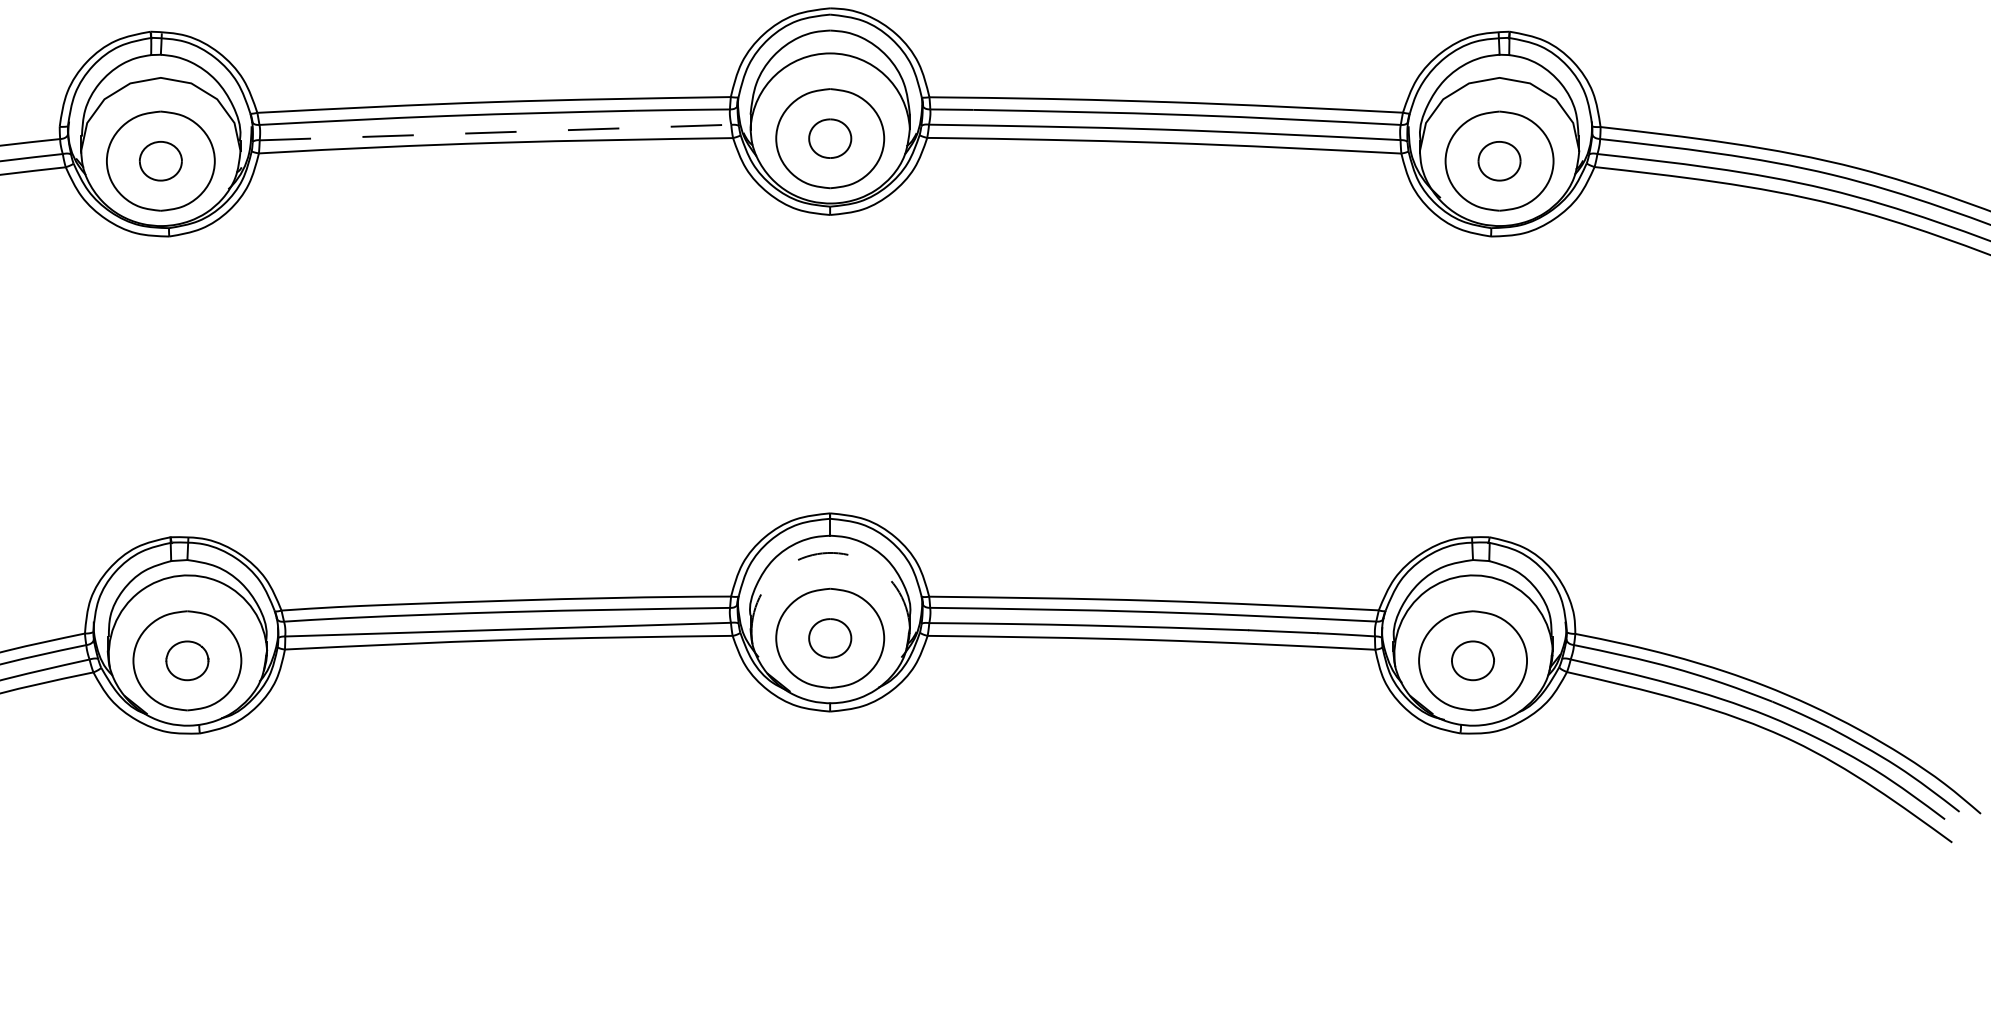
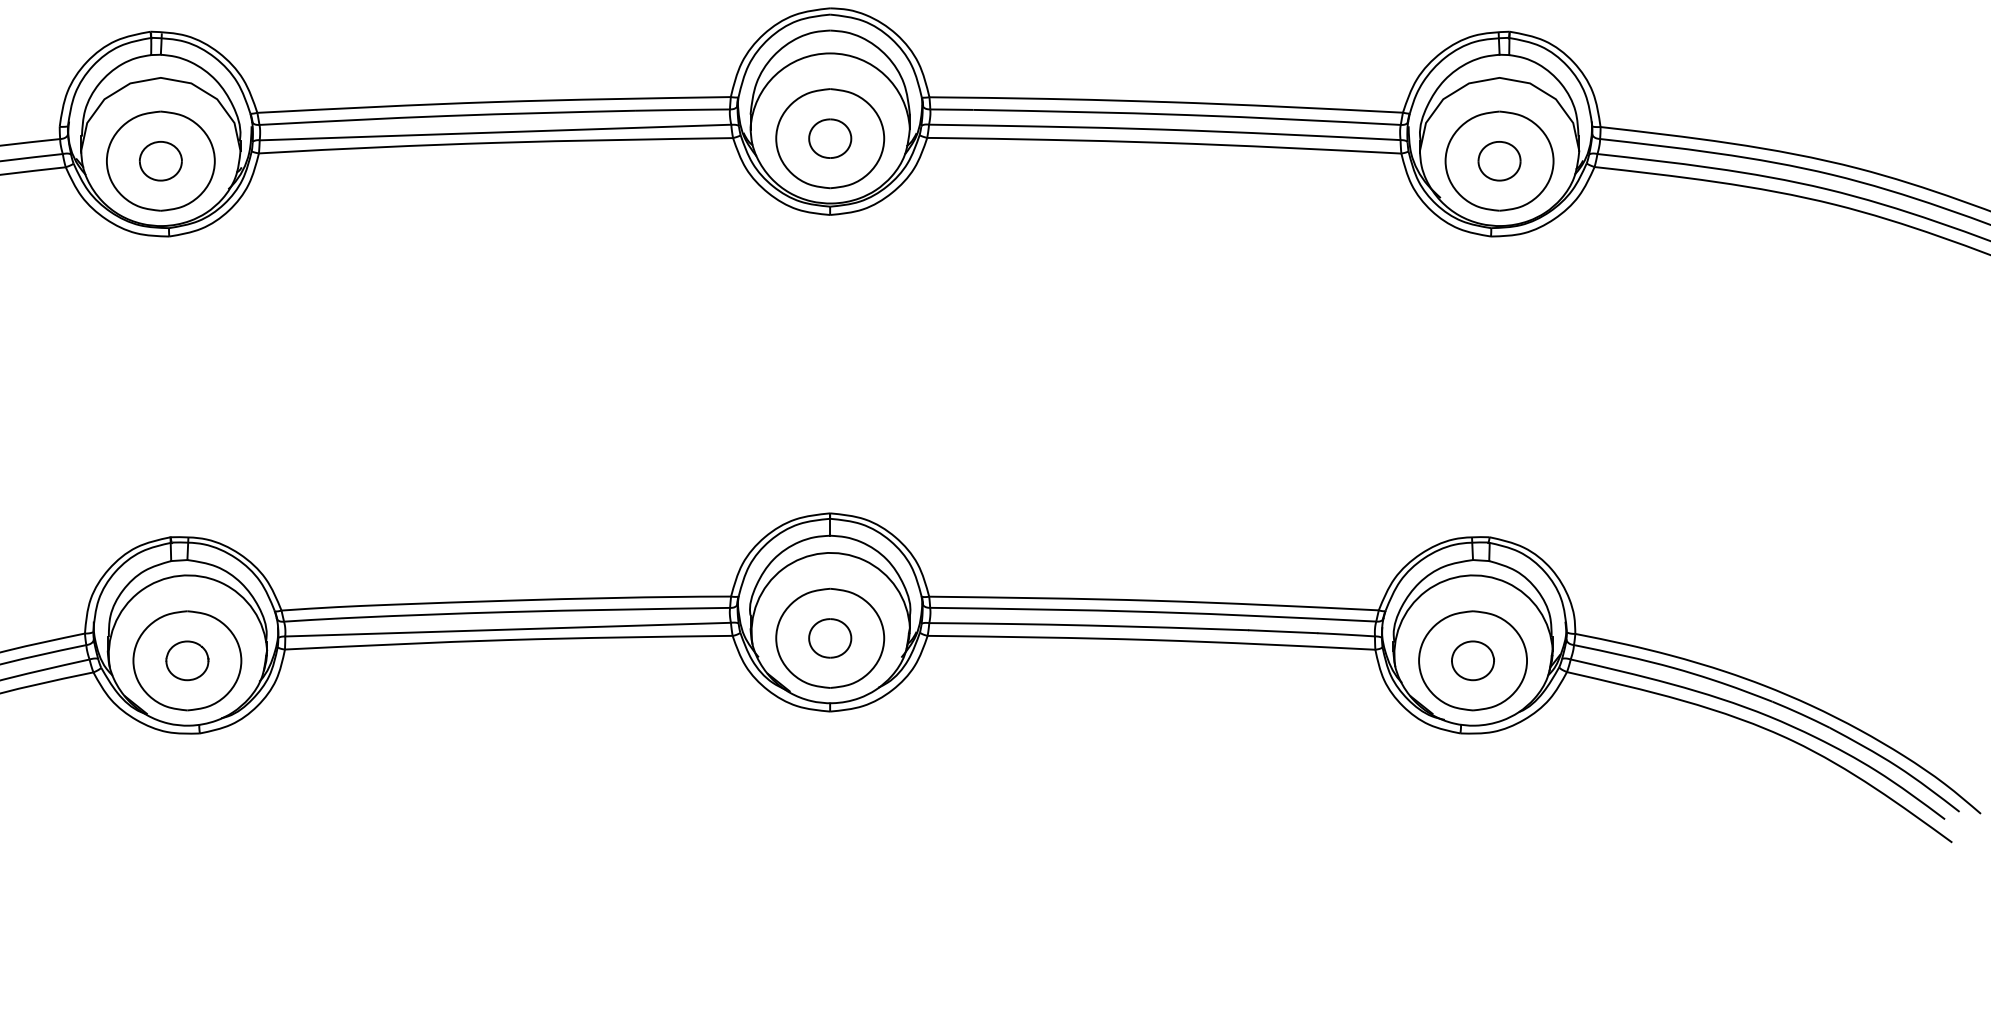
line: dashed -> solid (495, 132)
arc: dashed -> solid (822, 553)
